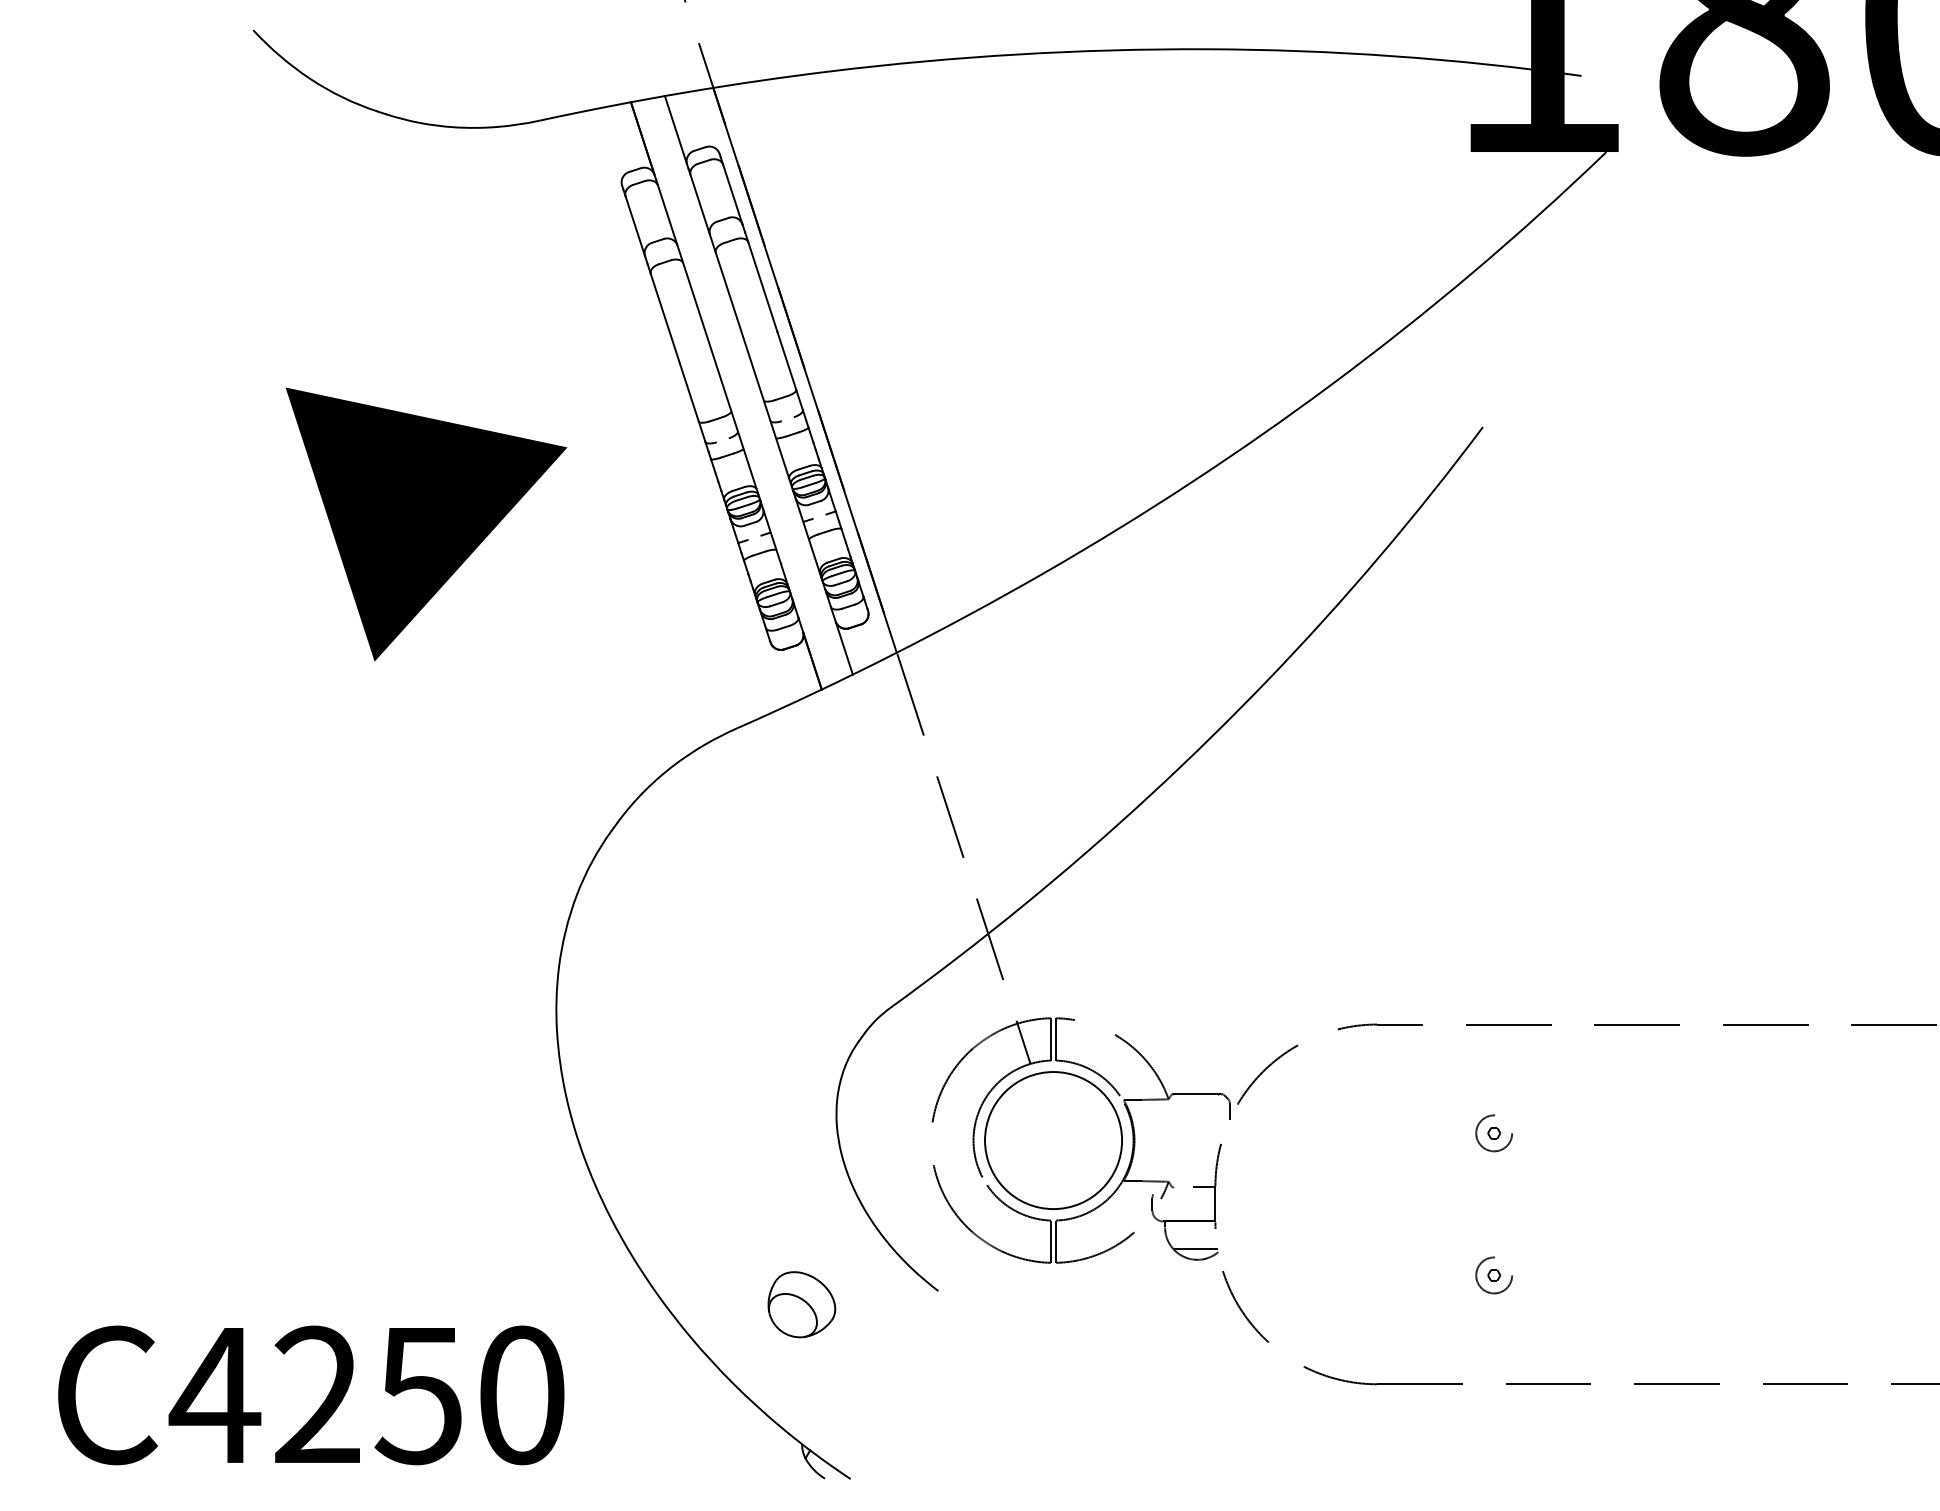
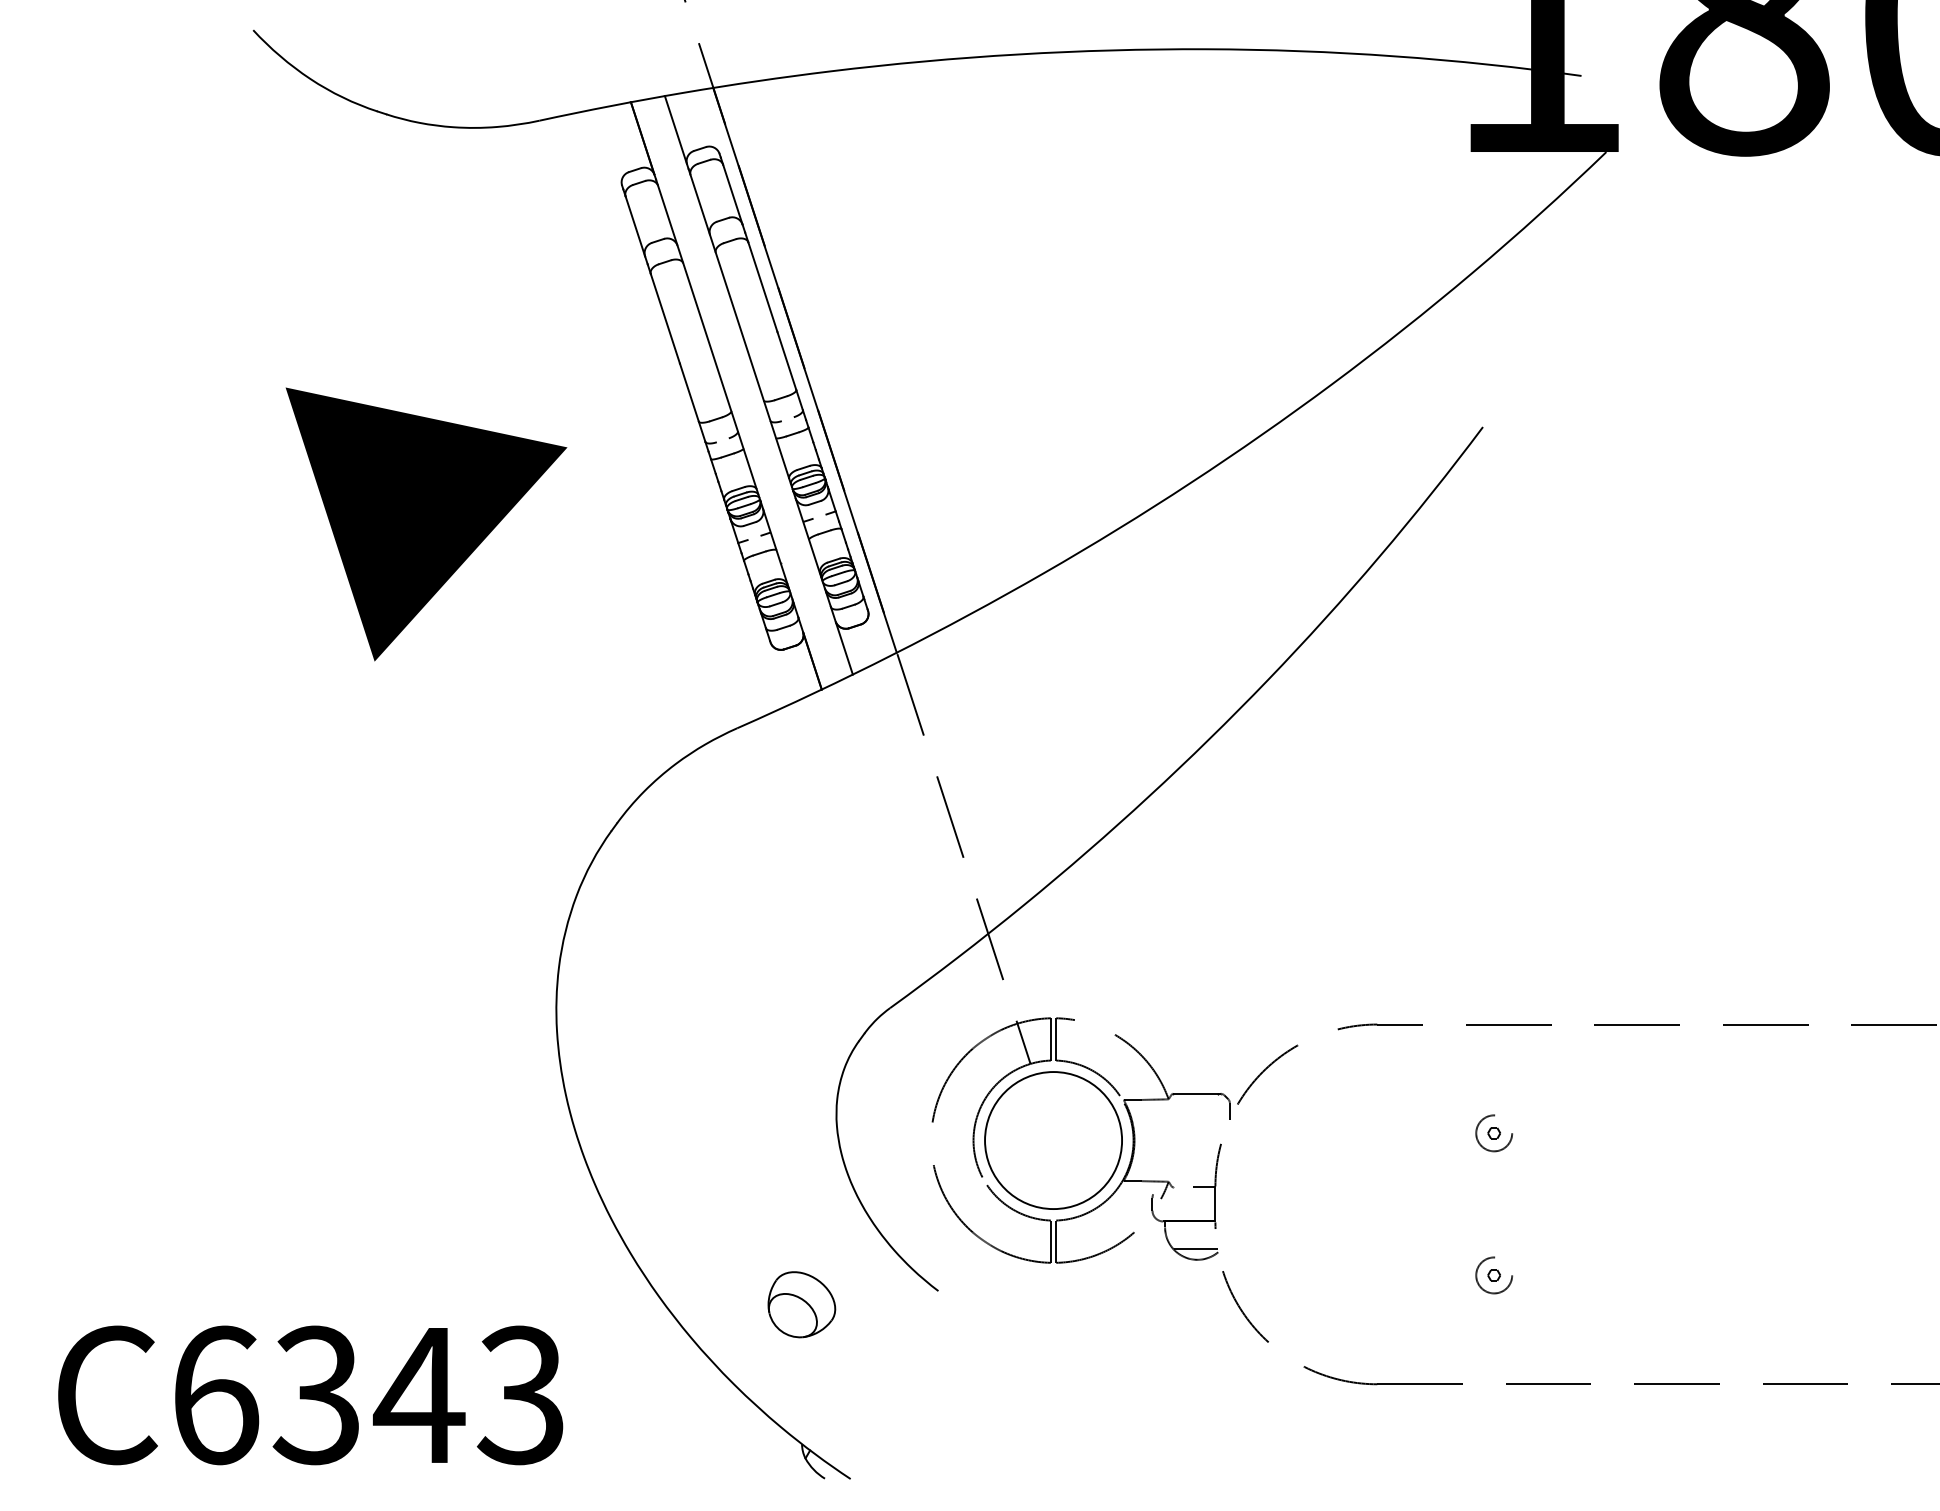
text: C4250 -> C6343 (366, 1395)
